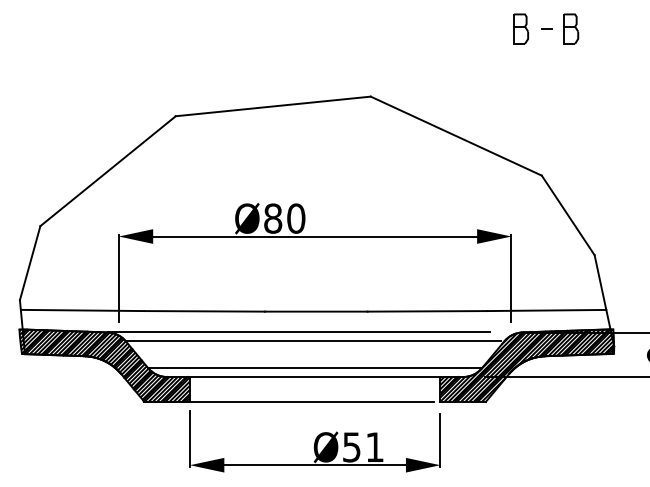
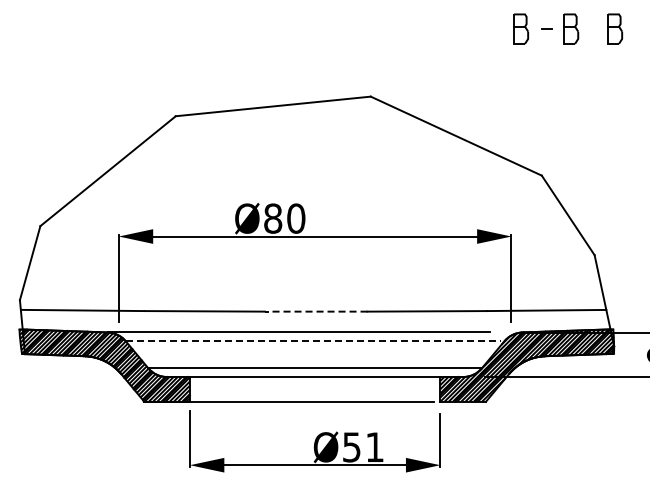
part: none -> present (615, 28)
line: solid -> dashed (315, 311)
line: solid -> dashed (313, 341)
